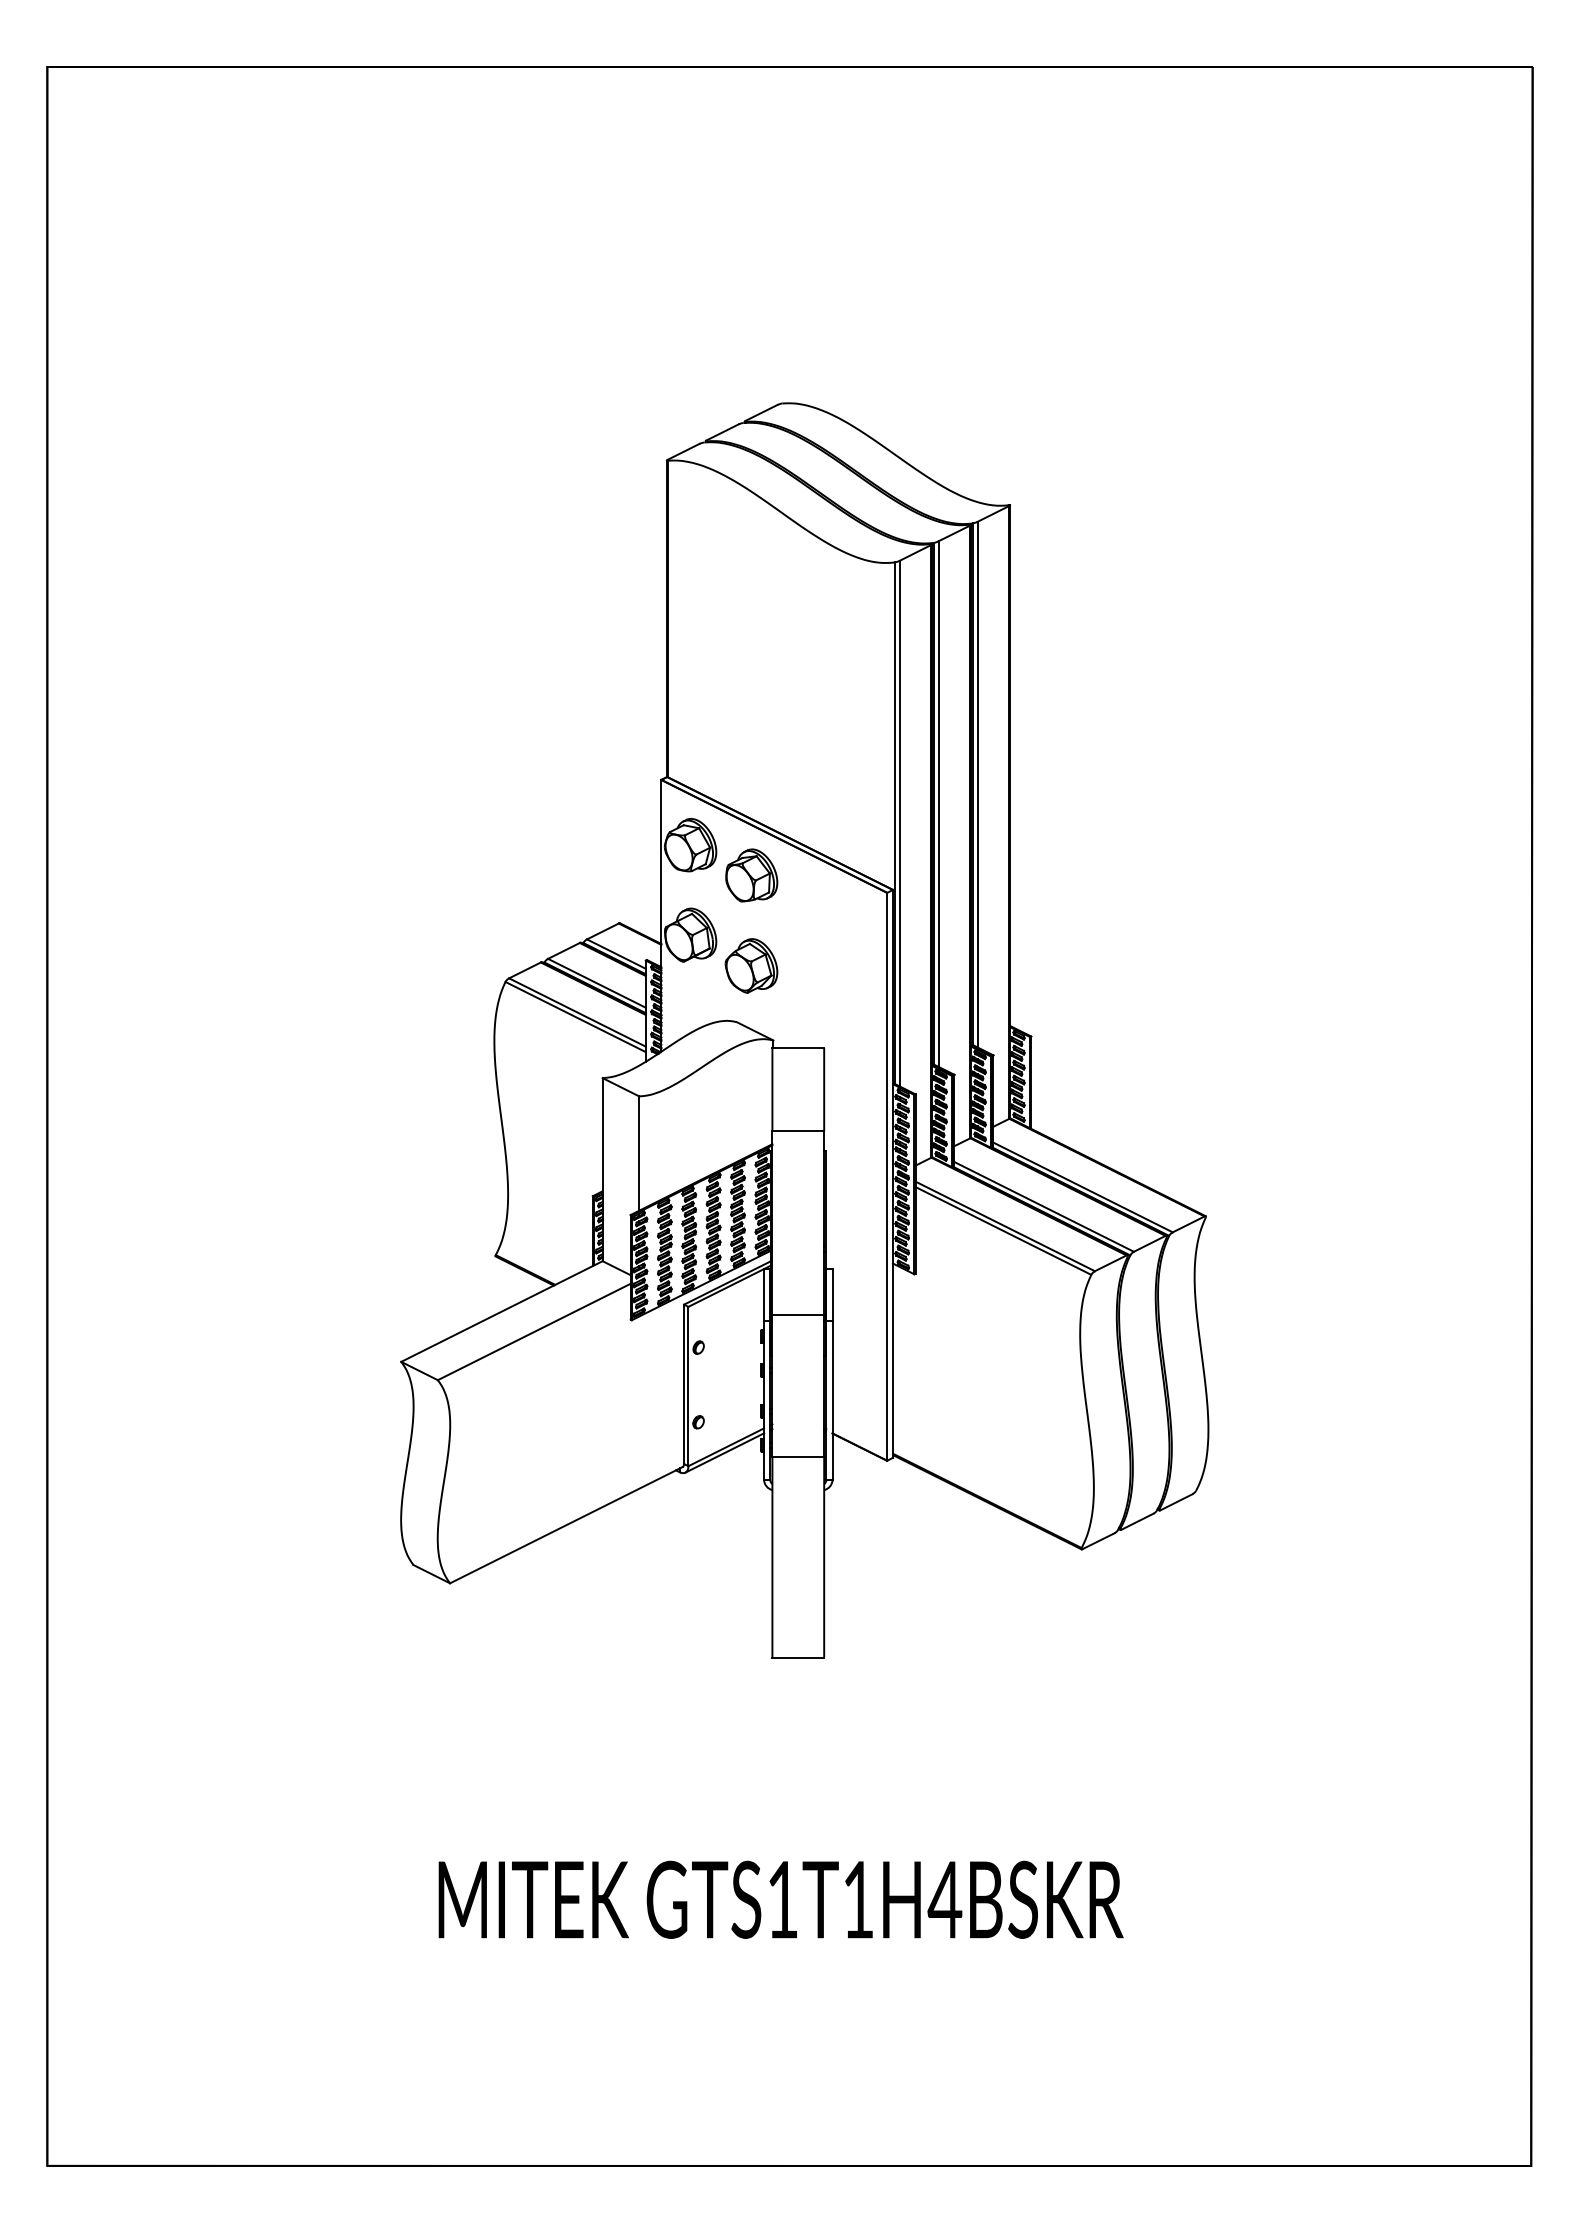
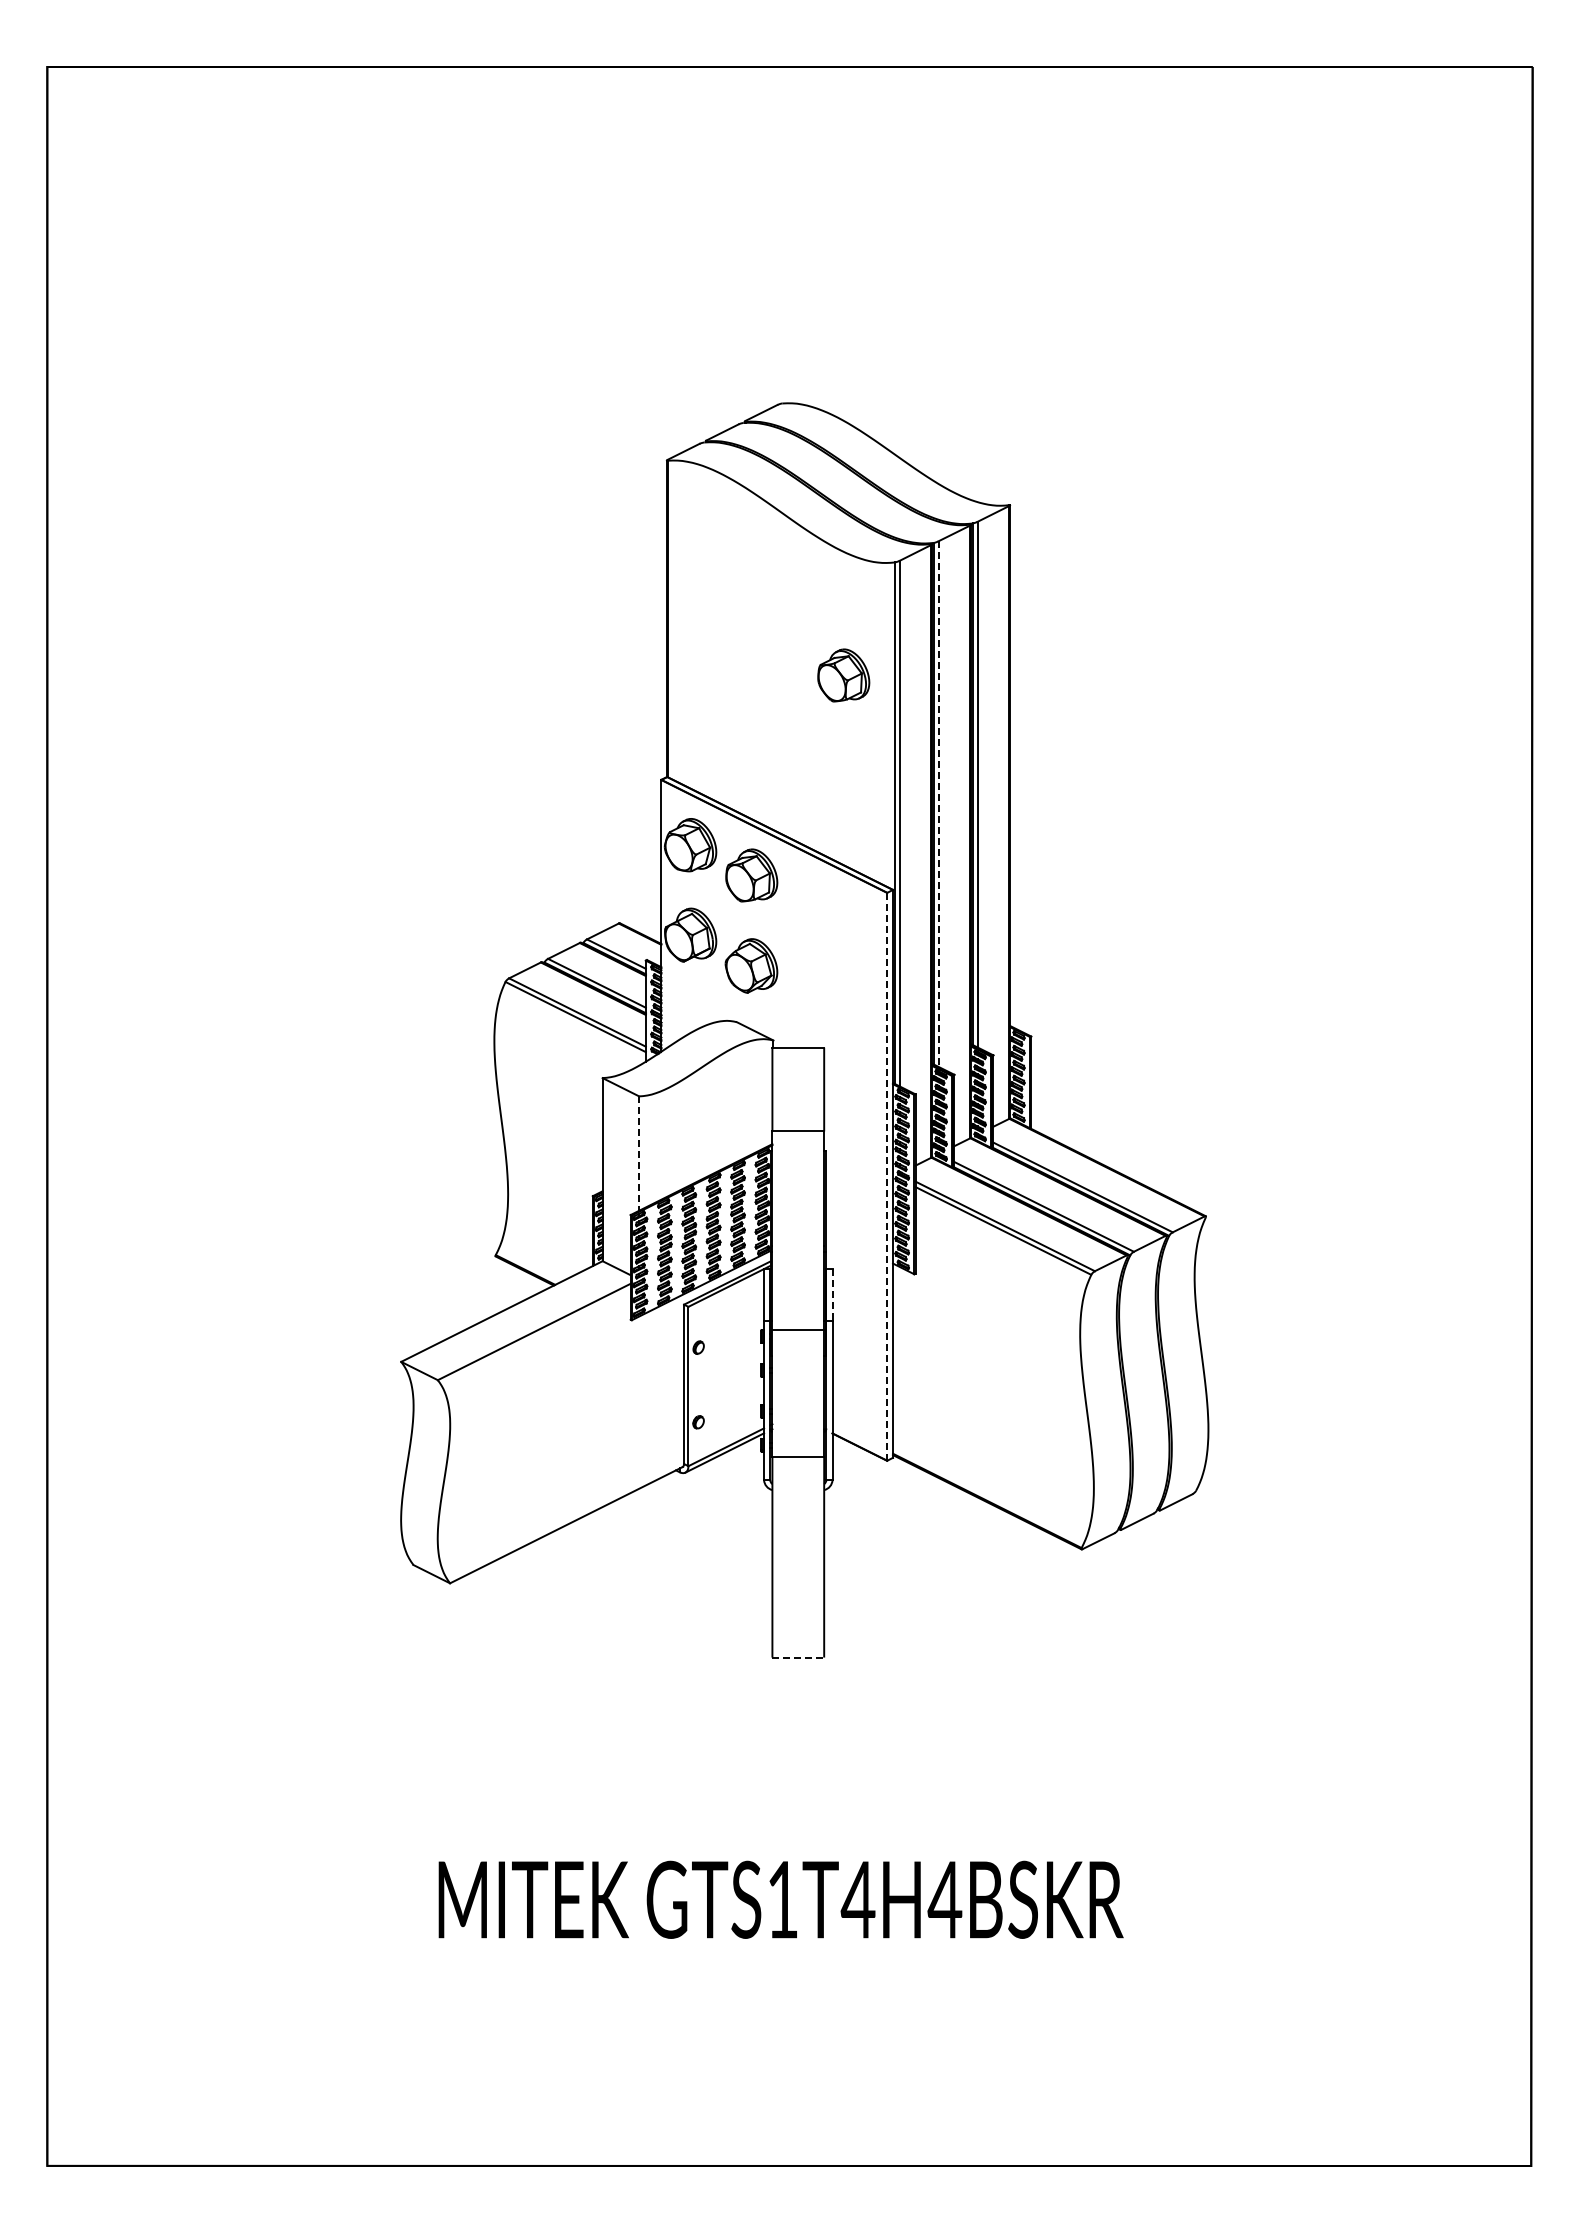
part: none -> present (843, 675)
line: solid -> dashed (938, 804)
line: solid -> dashed (639, 1154)
line: solid -> dashed (887, 1176)
line: solid -> dashed (832, 1294)
line position: (798, 1314) -> (798, 1329) (798, 1329)
line: solid -> dashed (798, 1657)
text: GTS1T1H4BSKR -> GTS1T4H4BSKR (857, 1899)
